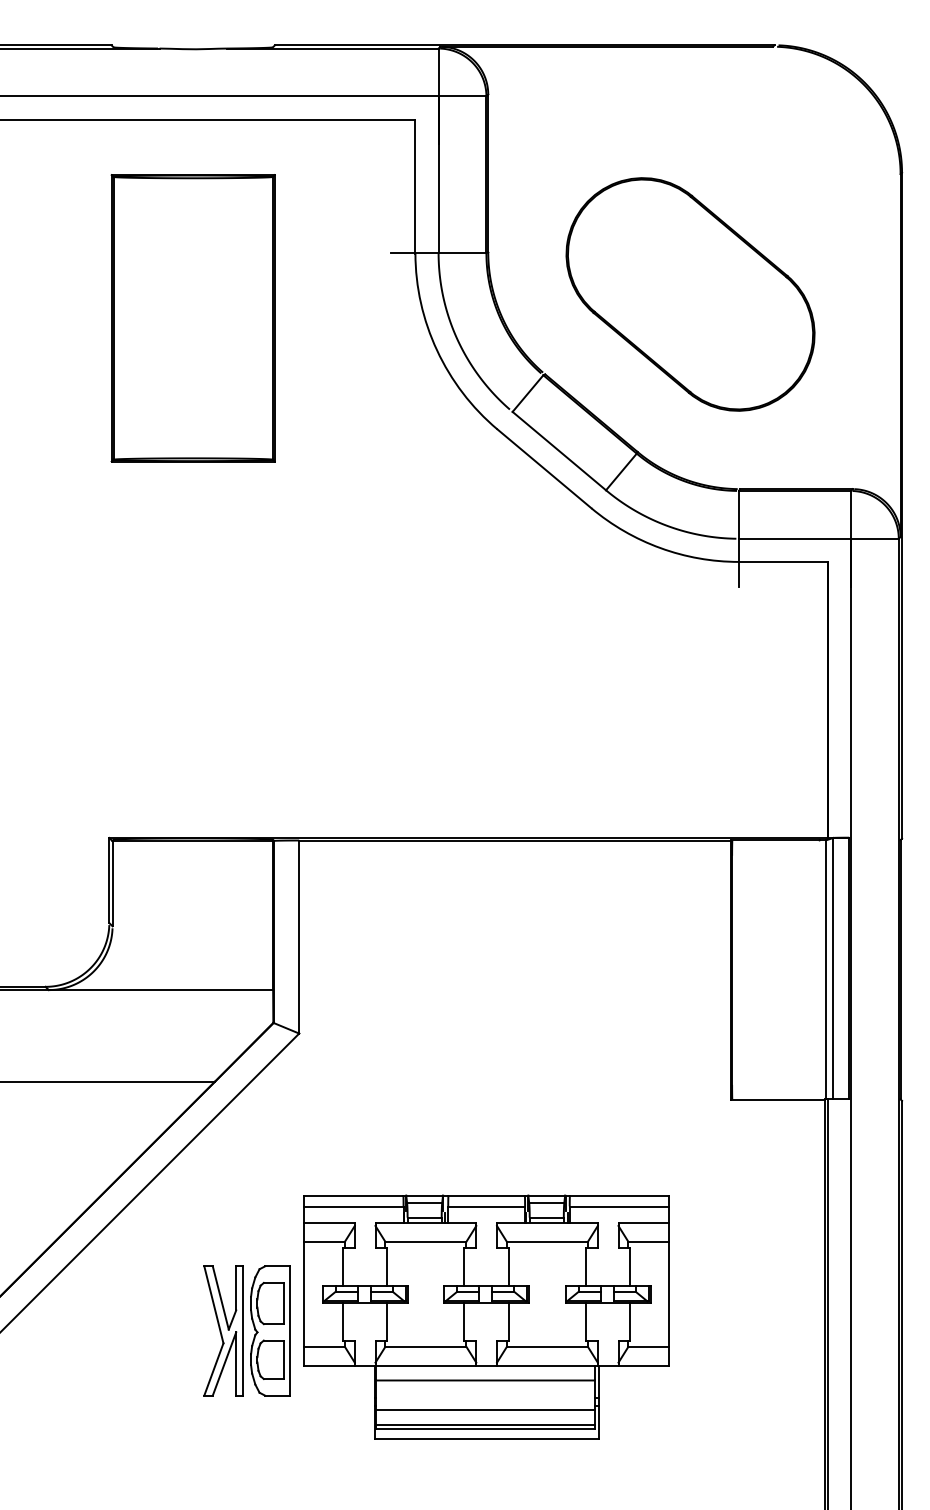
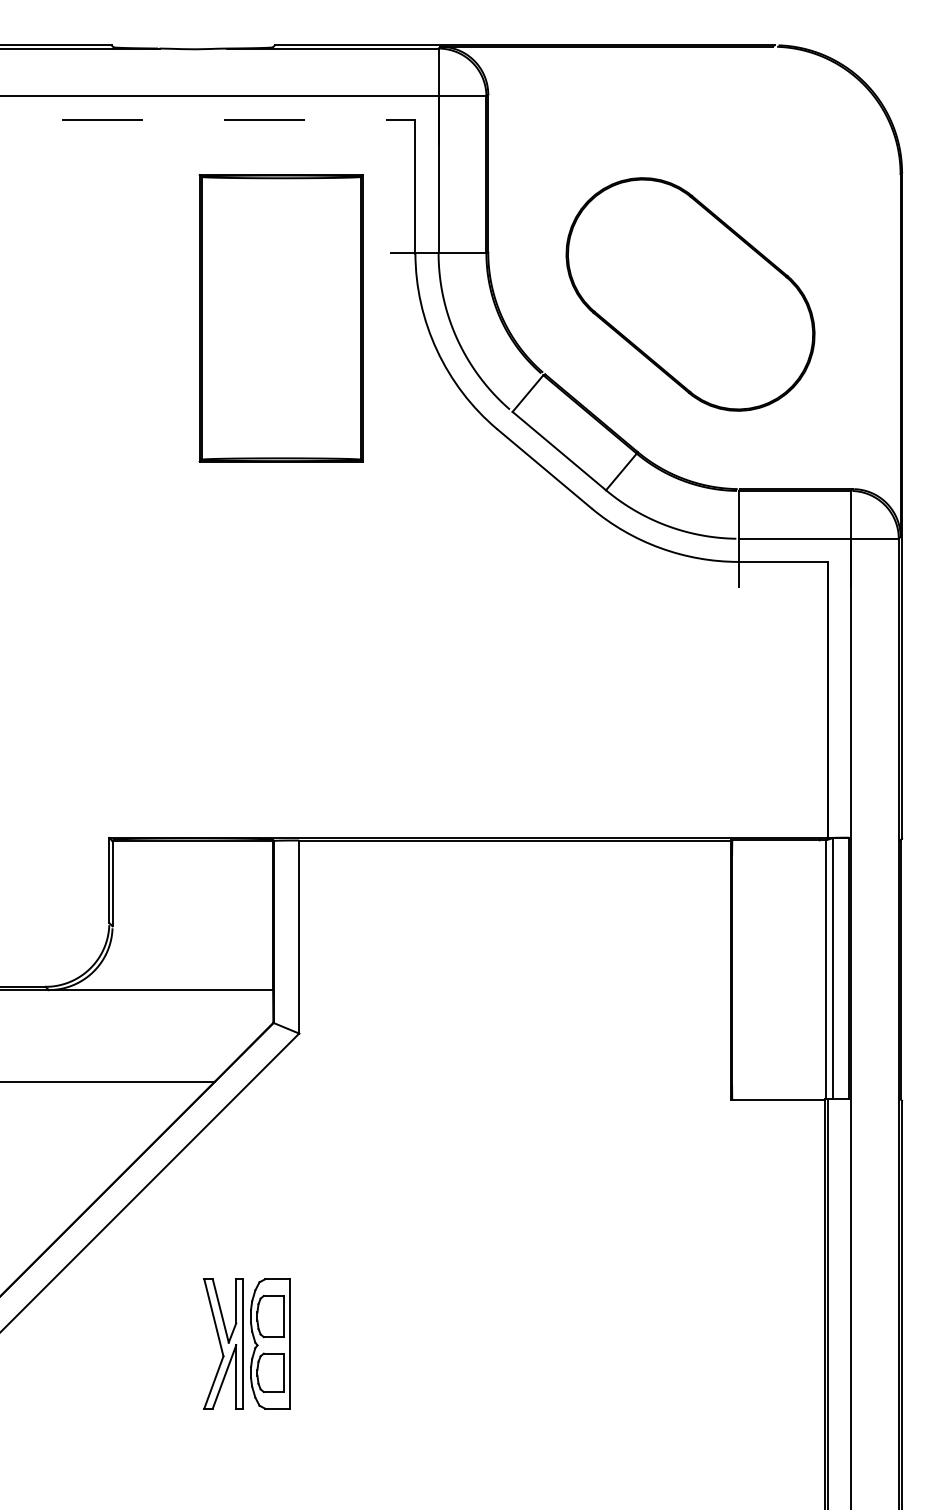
line: solid -> dashed (207, 119)
part position: (192, 318) -> (280, 318) (280, 318)
part: present -> none (486, 1316)
part position: (246, 1330) -> (246, 1343) (246, 1343)
